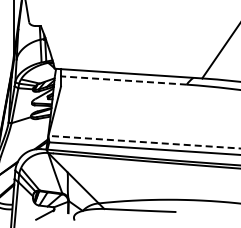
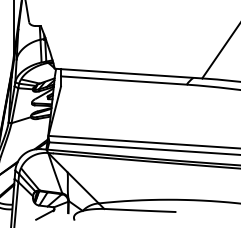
line: dashed -> solid (124, 80)
line: dashed -> solid (144, 142)
